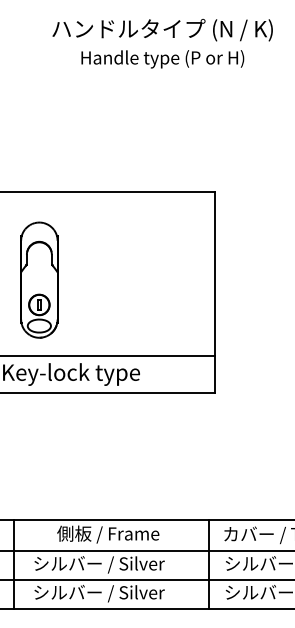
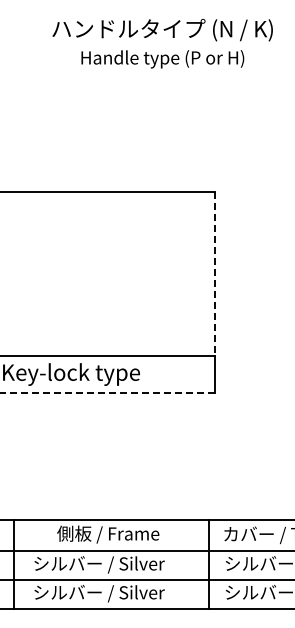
line: solid -> dashed (215, 274)
part: present -> none (39, 279)
line: solid -> dashed (107, 393)
